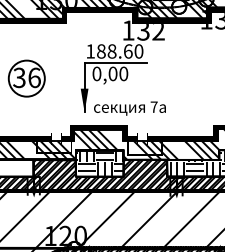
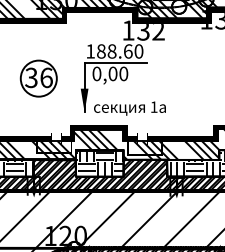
part position: (26, 78) -> (38, 78) (38, 78)
text: 7 -> 1 (153, 106)
hatch: none -> present (18, 168)
